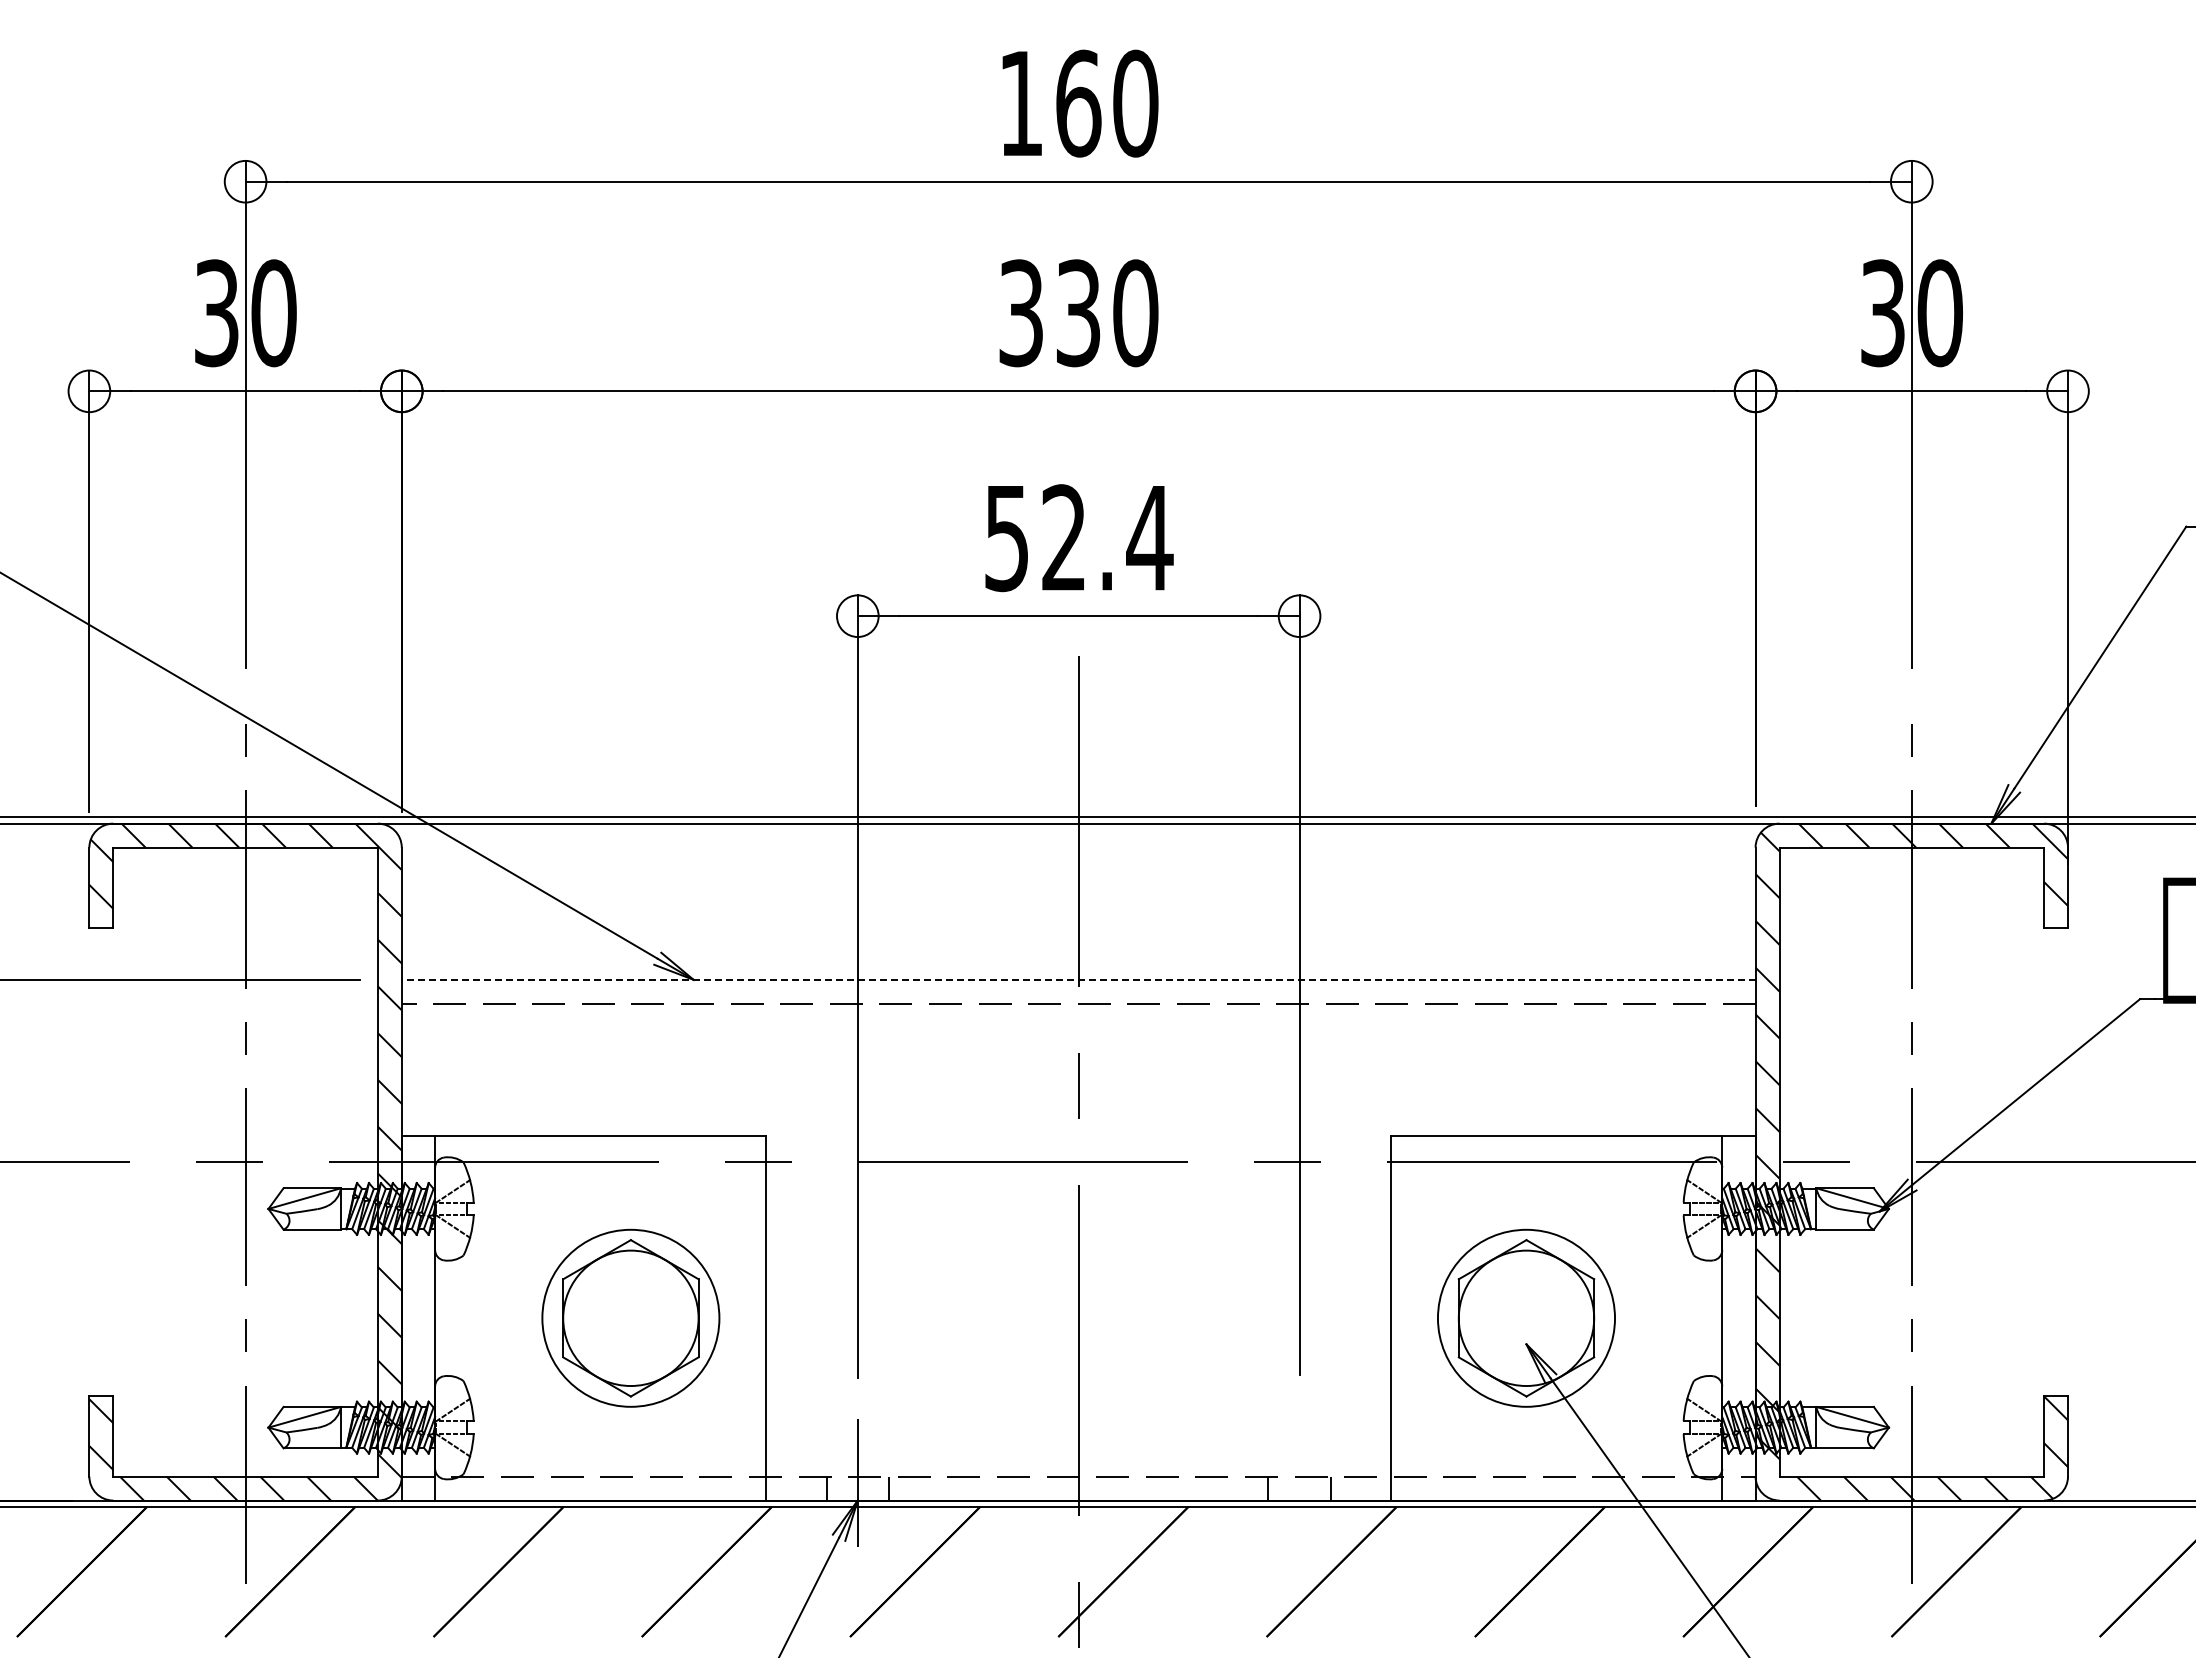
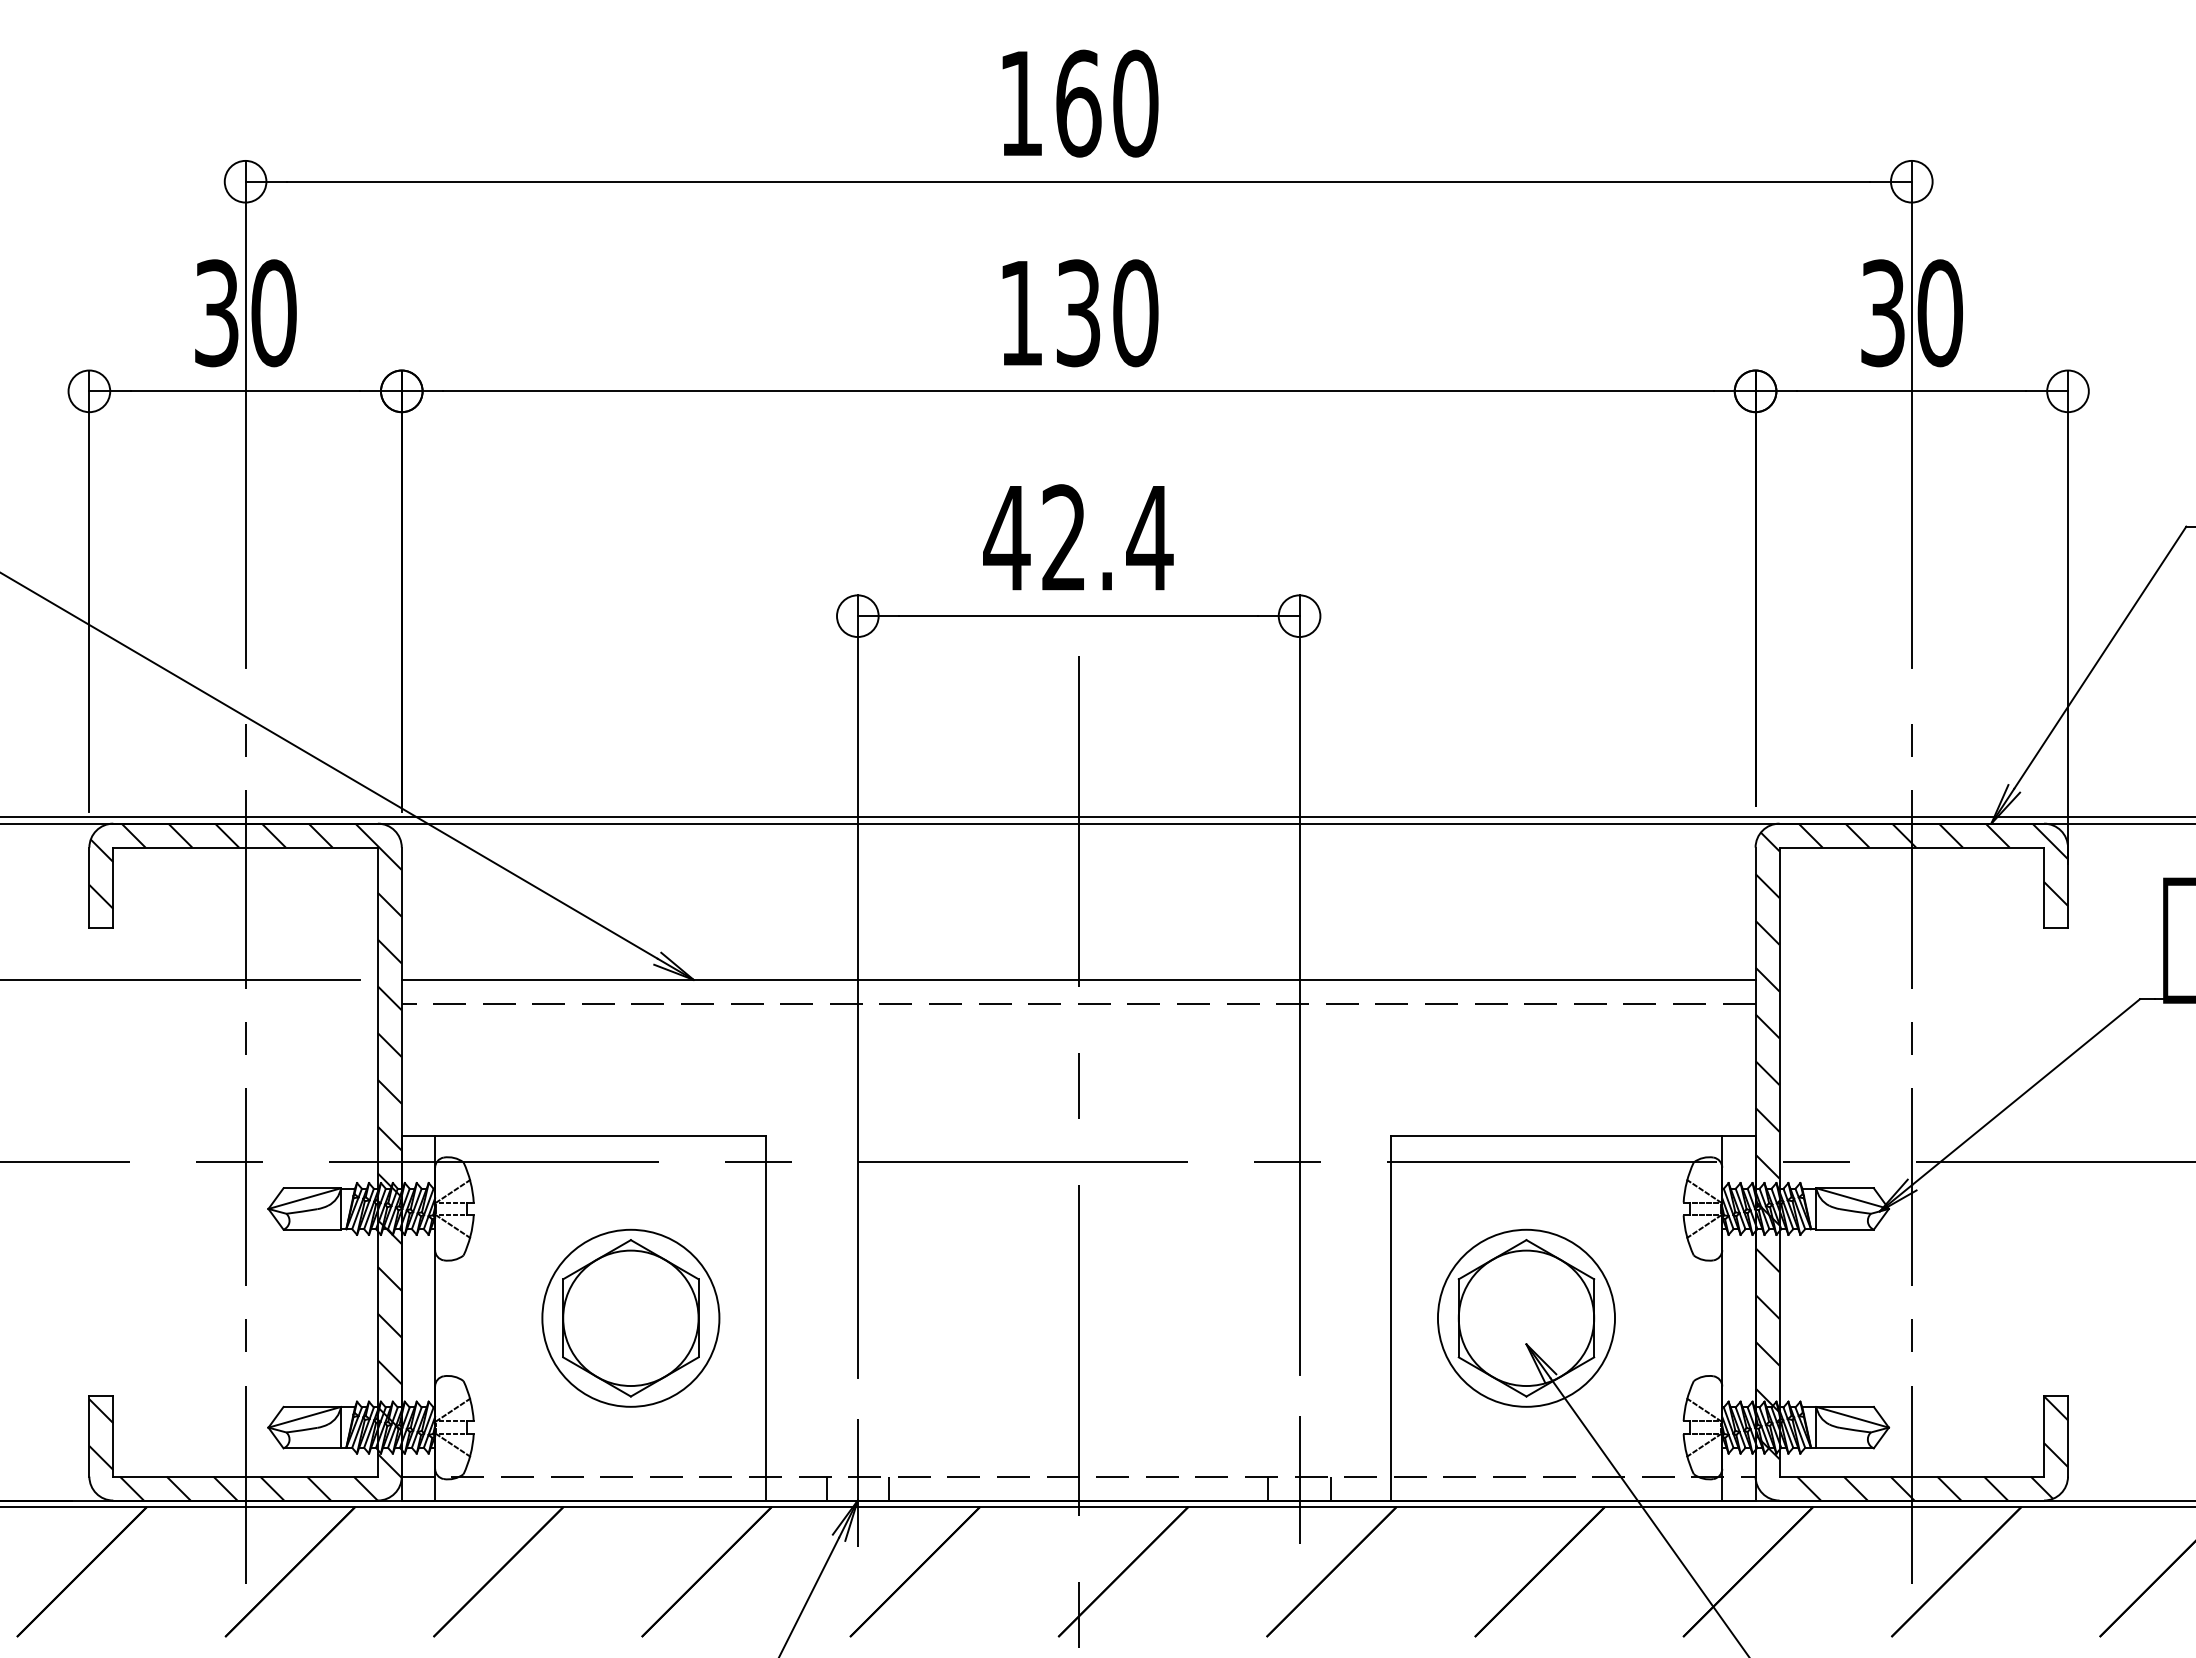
text: 330 -> 130 (1020, 313)
text: 52.4 -> 42.4 (1006, 539)
line: dashed -> solid (1078, 979)
line: none -> present (1299, 1479)
